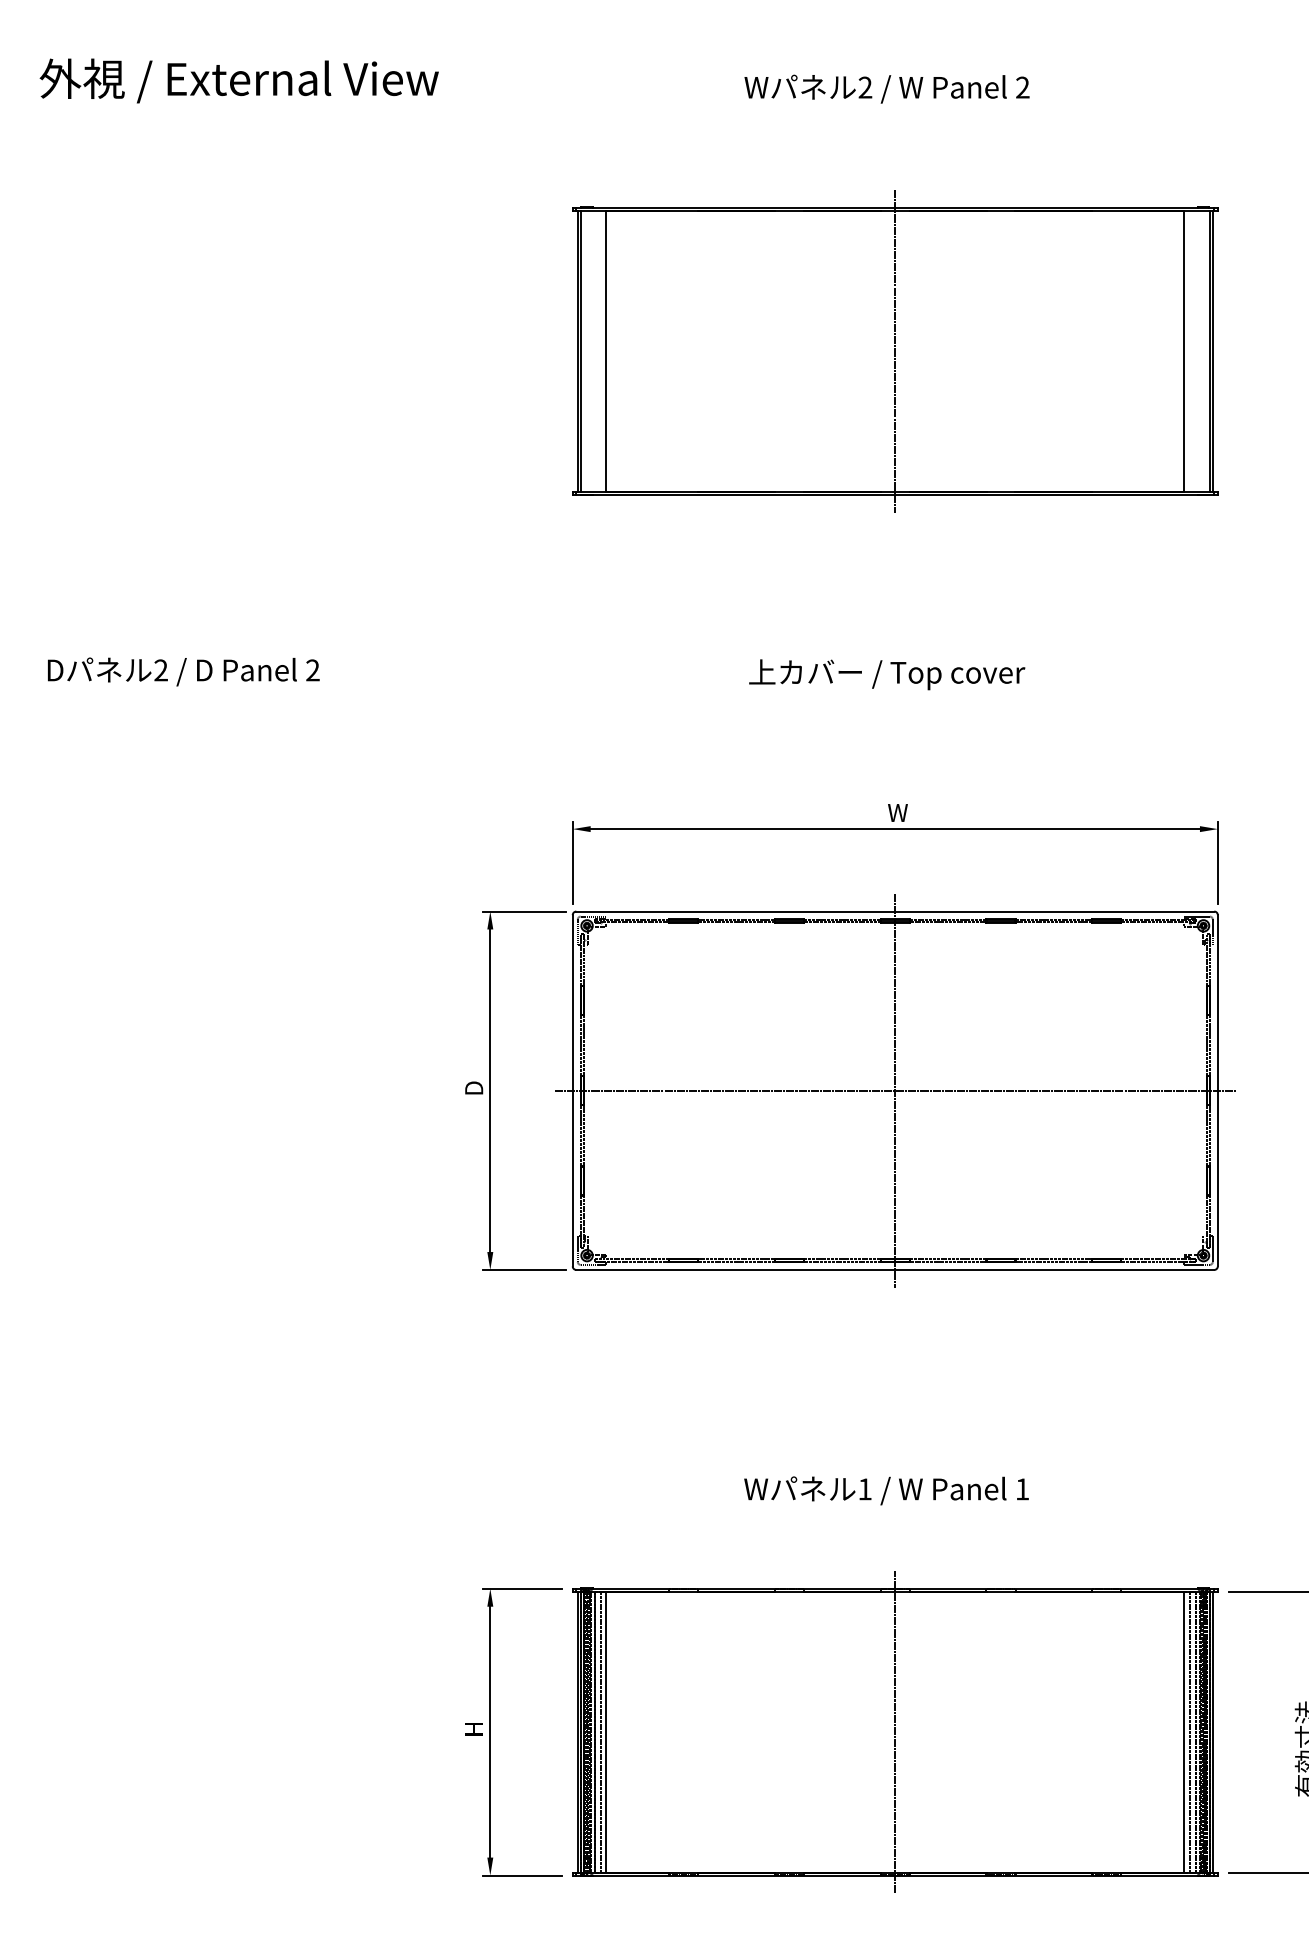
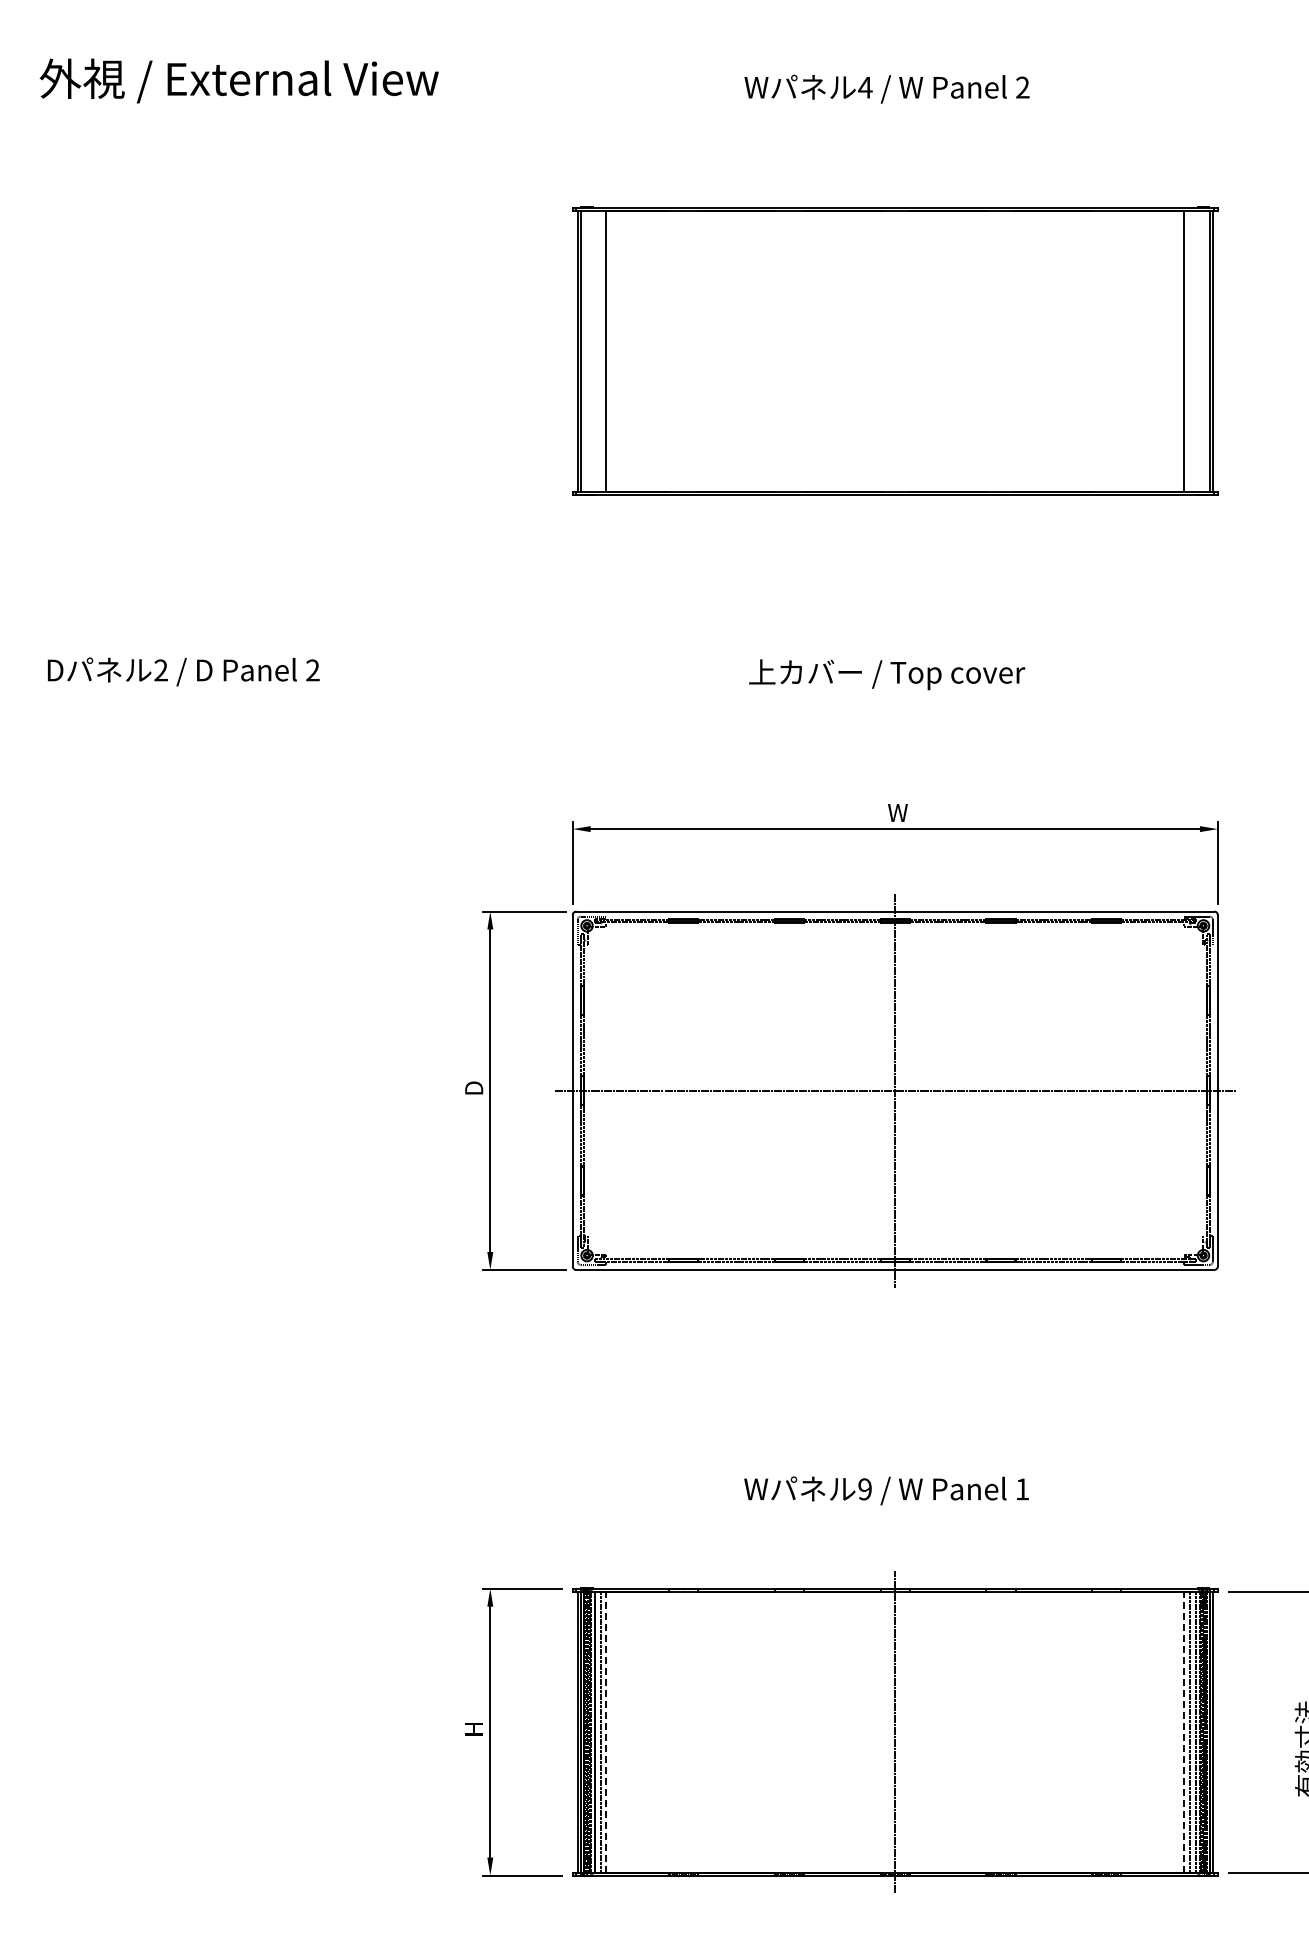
text: 2 -> 4 (865, 87)
line: present -> none (895, 351)
text: 1 -> 9 (864, 1489)
line: solid -> dashed (606, 1731)
line: solid -> dashed (1184, 1731)
